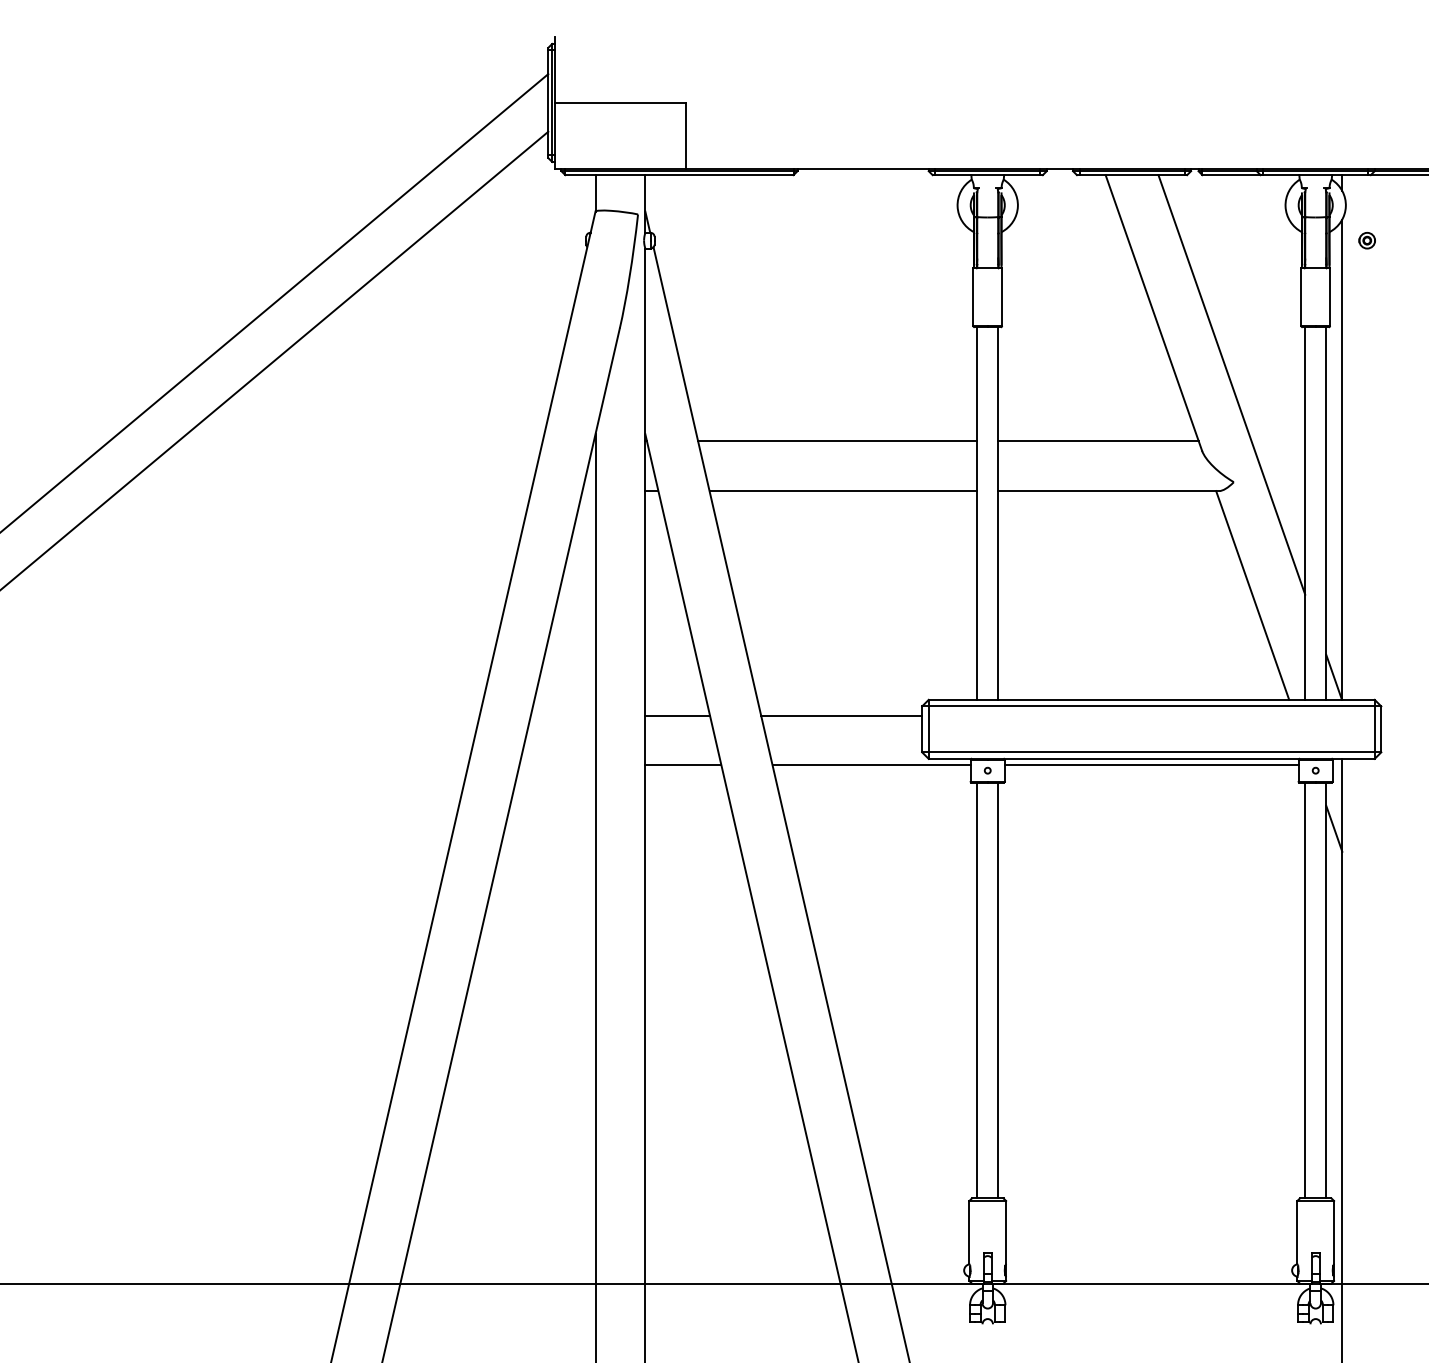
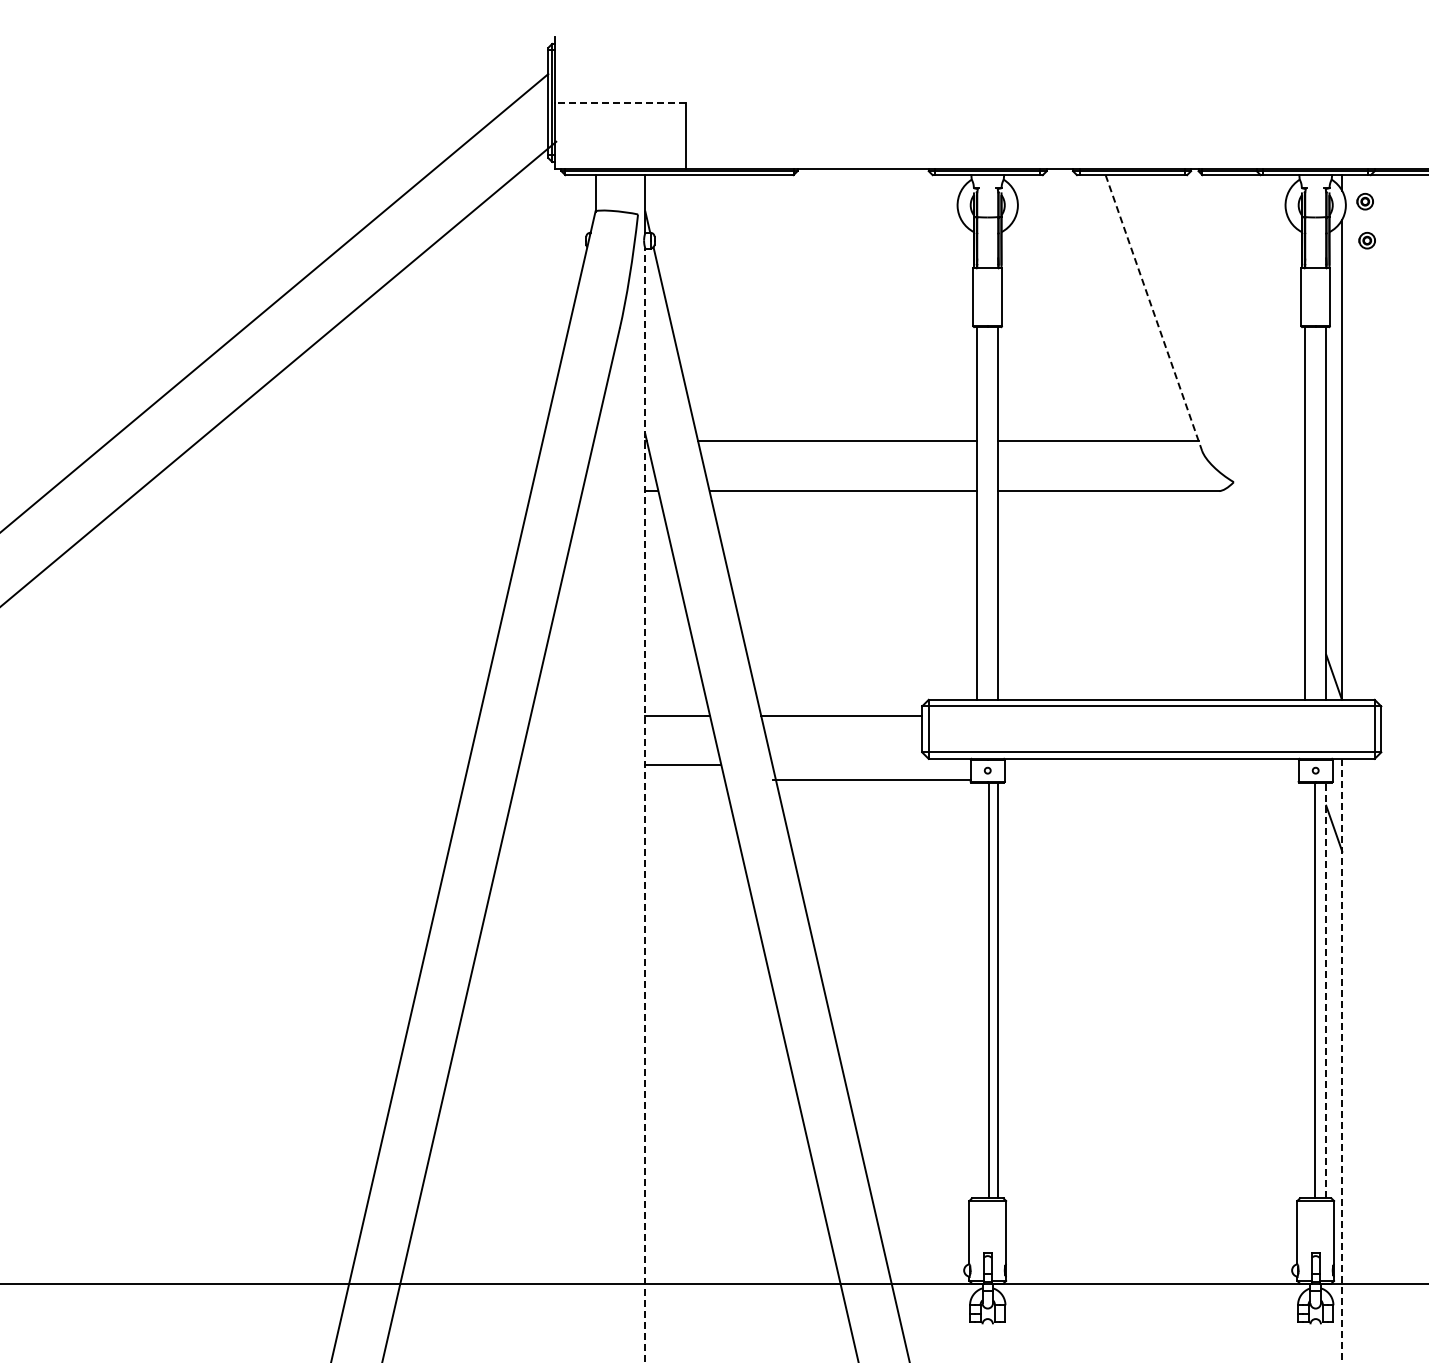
line: solid -> dashed (620, 102)
part: none -> present (1364, 201)
line: solid -> dashed (1154, 313)
line position: (275, 359) -> (279, 373) (279, 373)
line: present -> none (1231, 384)
line: present -> none (1252, 595)
line position: (871, 765) -> (871, 780) (871, 780)
line: present -> none (1151, 765)
line: solid -> dashed (645, 805)
line: present -> none (595, 896)
line position: (977, 990) -> (989, 990) (989, 990)
line position: (1305, 990) -> (1315, 990) (1315, 990)
line: solid -> dashed (1326, 990)
line: solid -> dashed (1342, 1060)
